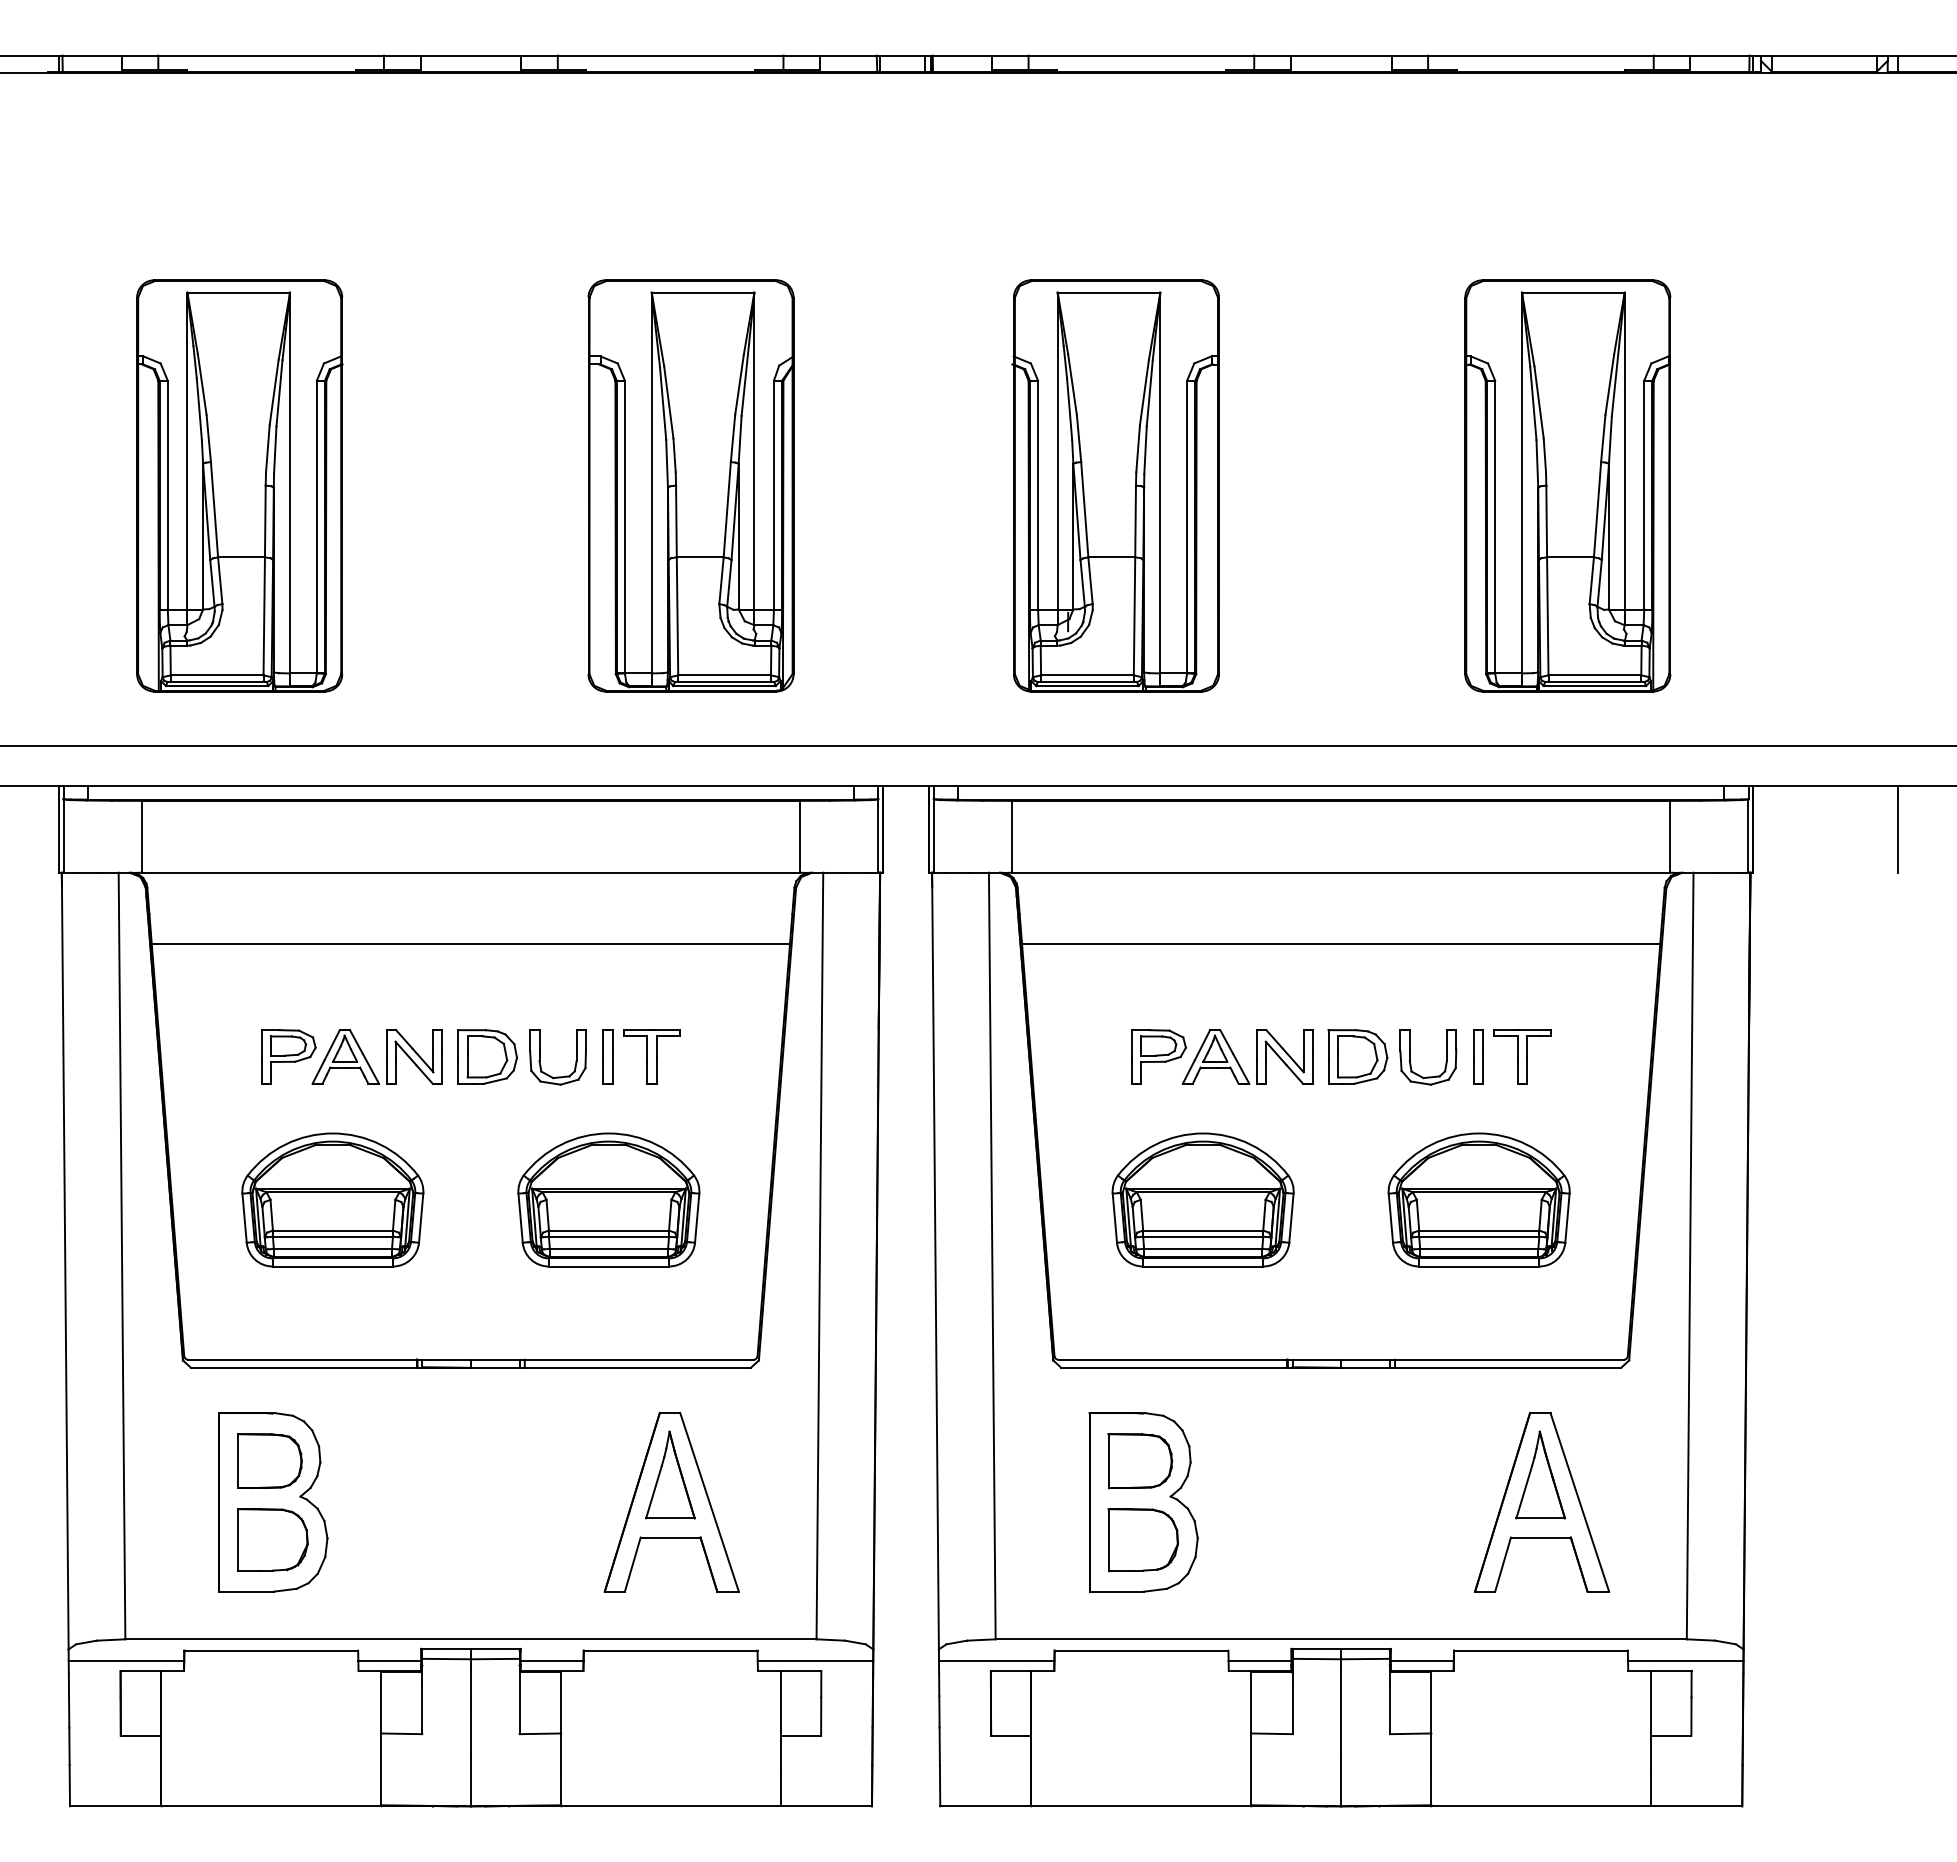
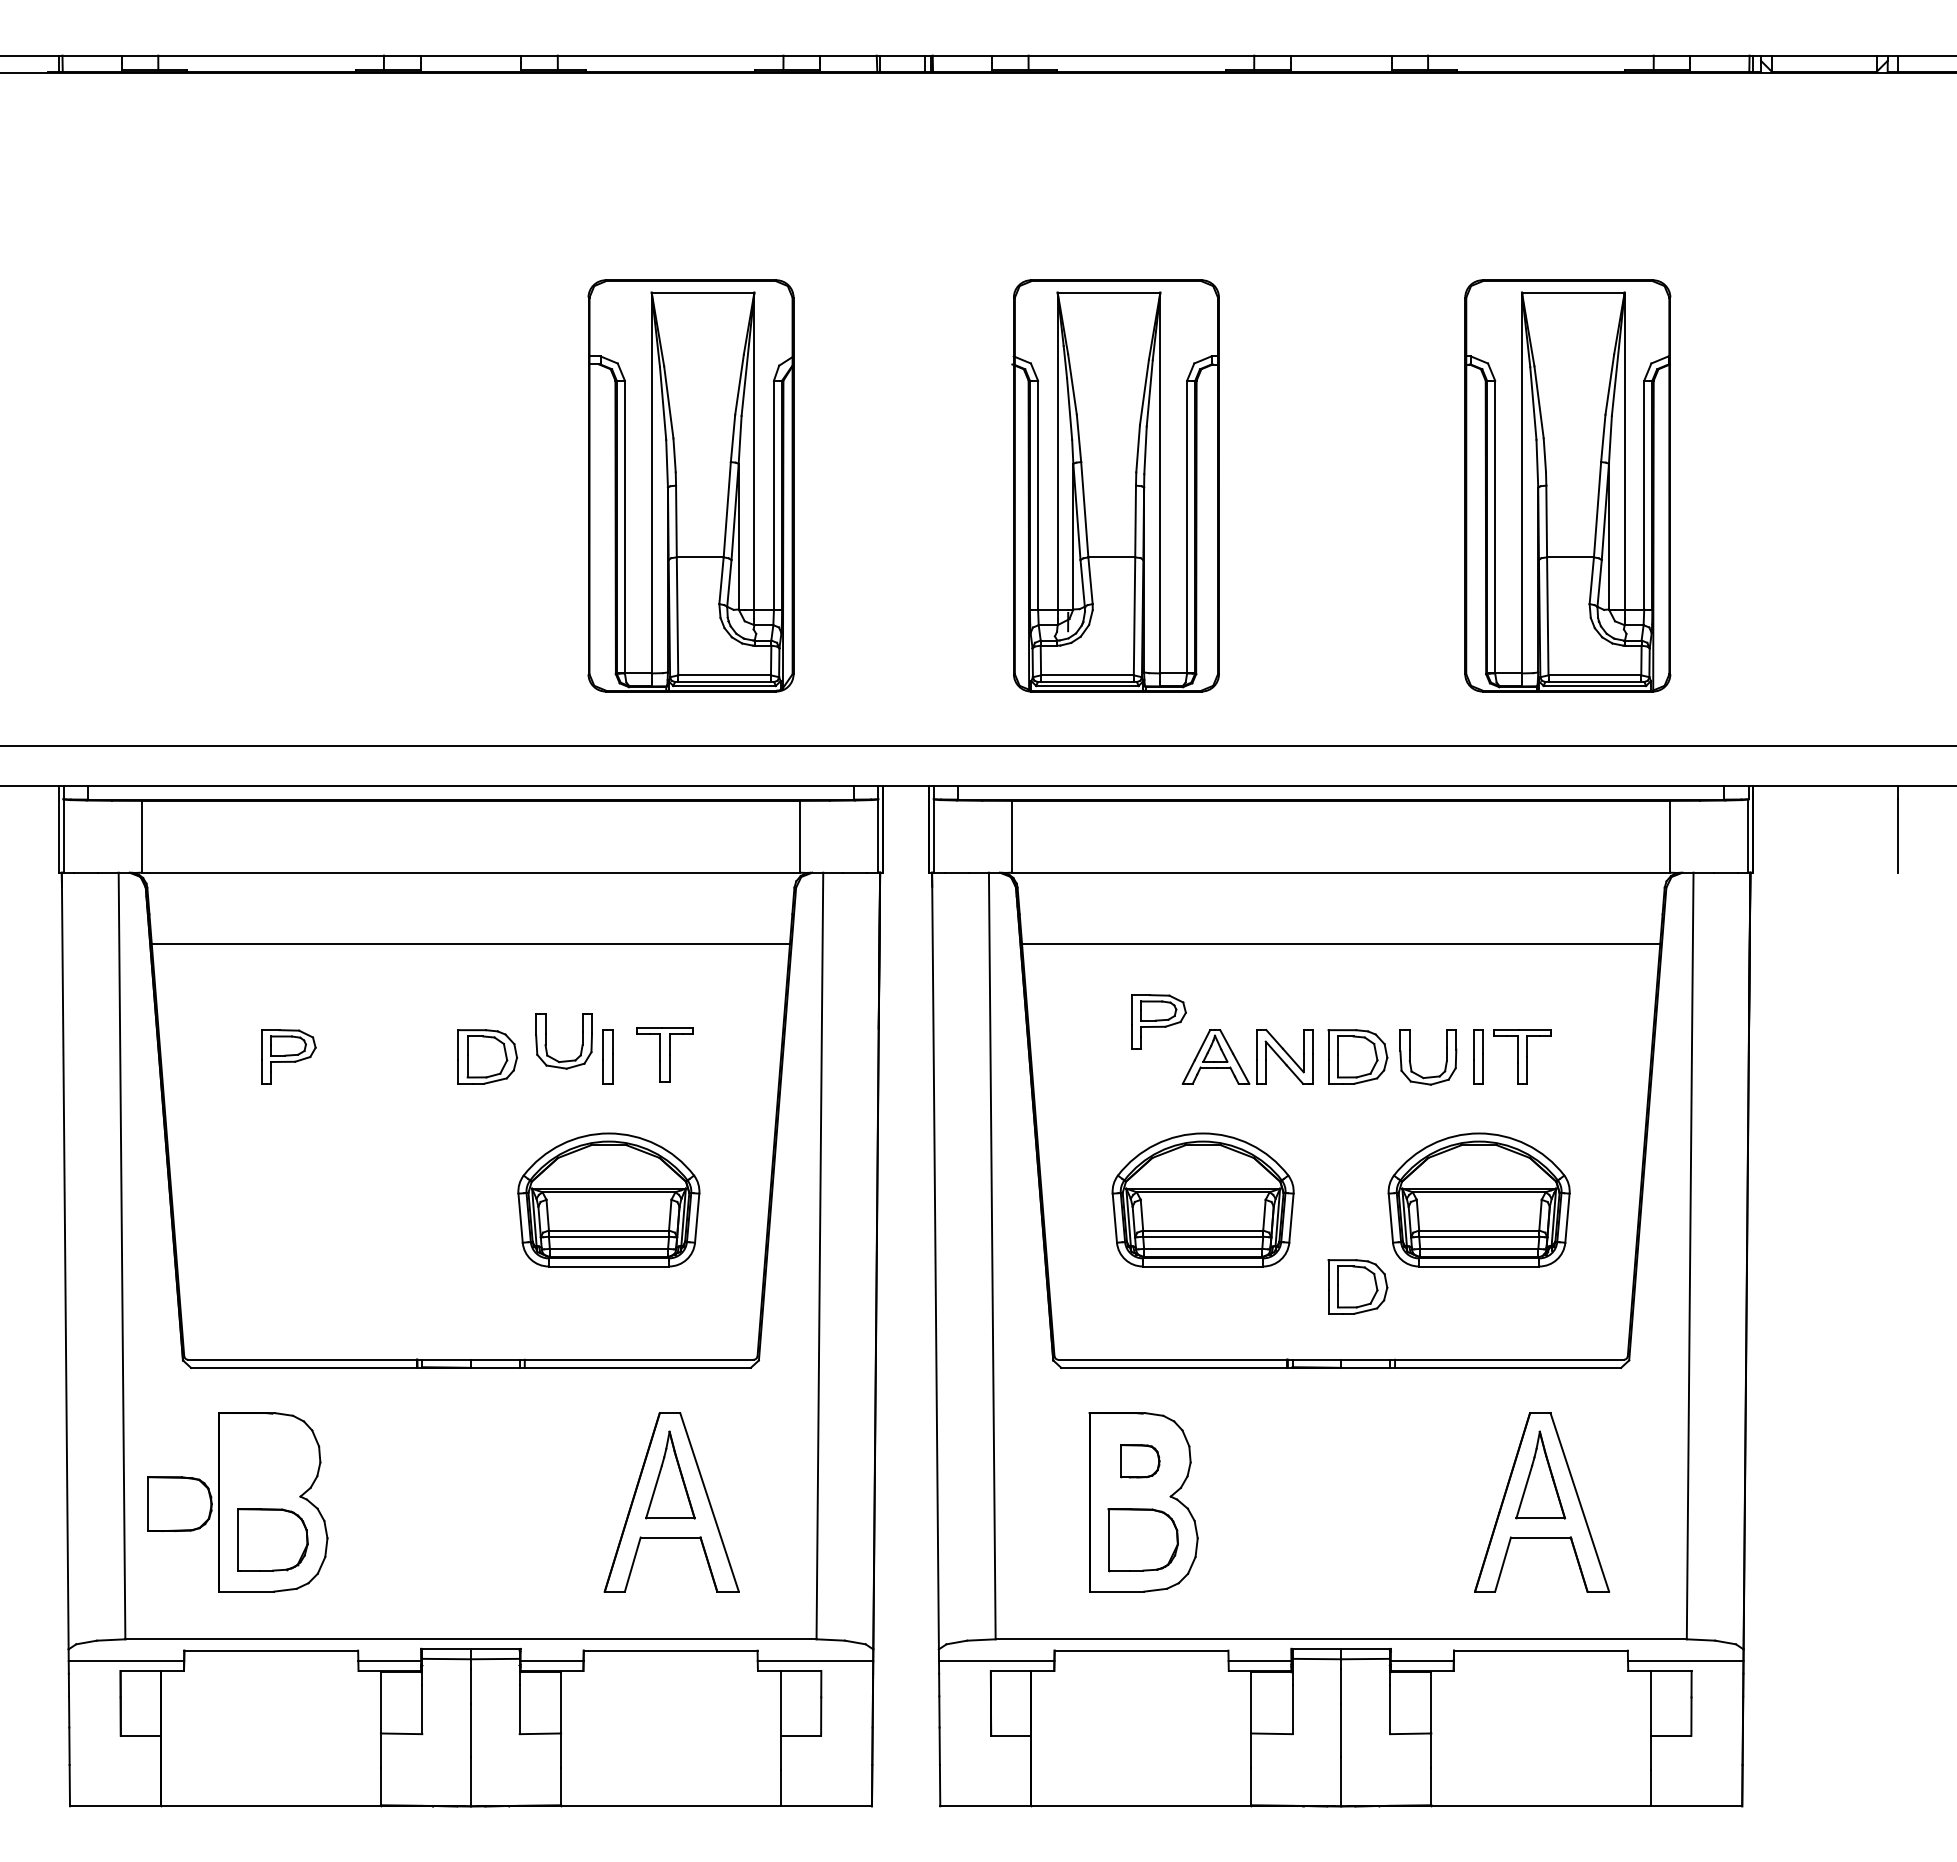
part: present -> none (239, 485)
part position: (651, 1056) -> (664, 1054) (664, 1054)
part position: (1158, 1056) -> (1158, 1021) (1158, 1021)
part position: (540, 1057) -> (546, 1041) (546, 1041)
part: present -> none (367, 1060)
part: present -> none (332, 1199)
part: none -> present (1357, 1286)
part position: (269, 1460) -> (179, 1503) (179, 1503)
part size: 67x57 px -> 41x35 px (1140, 1461)
